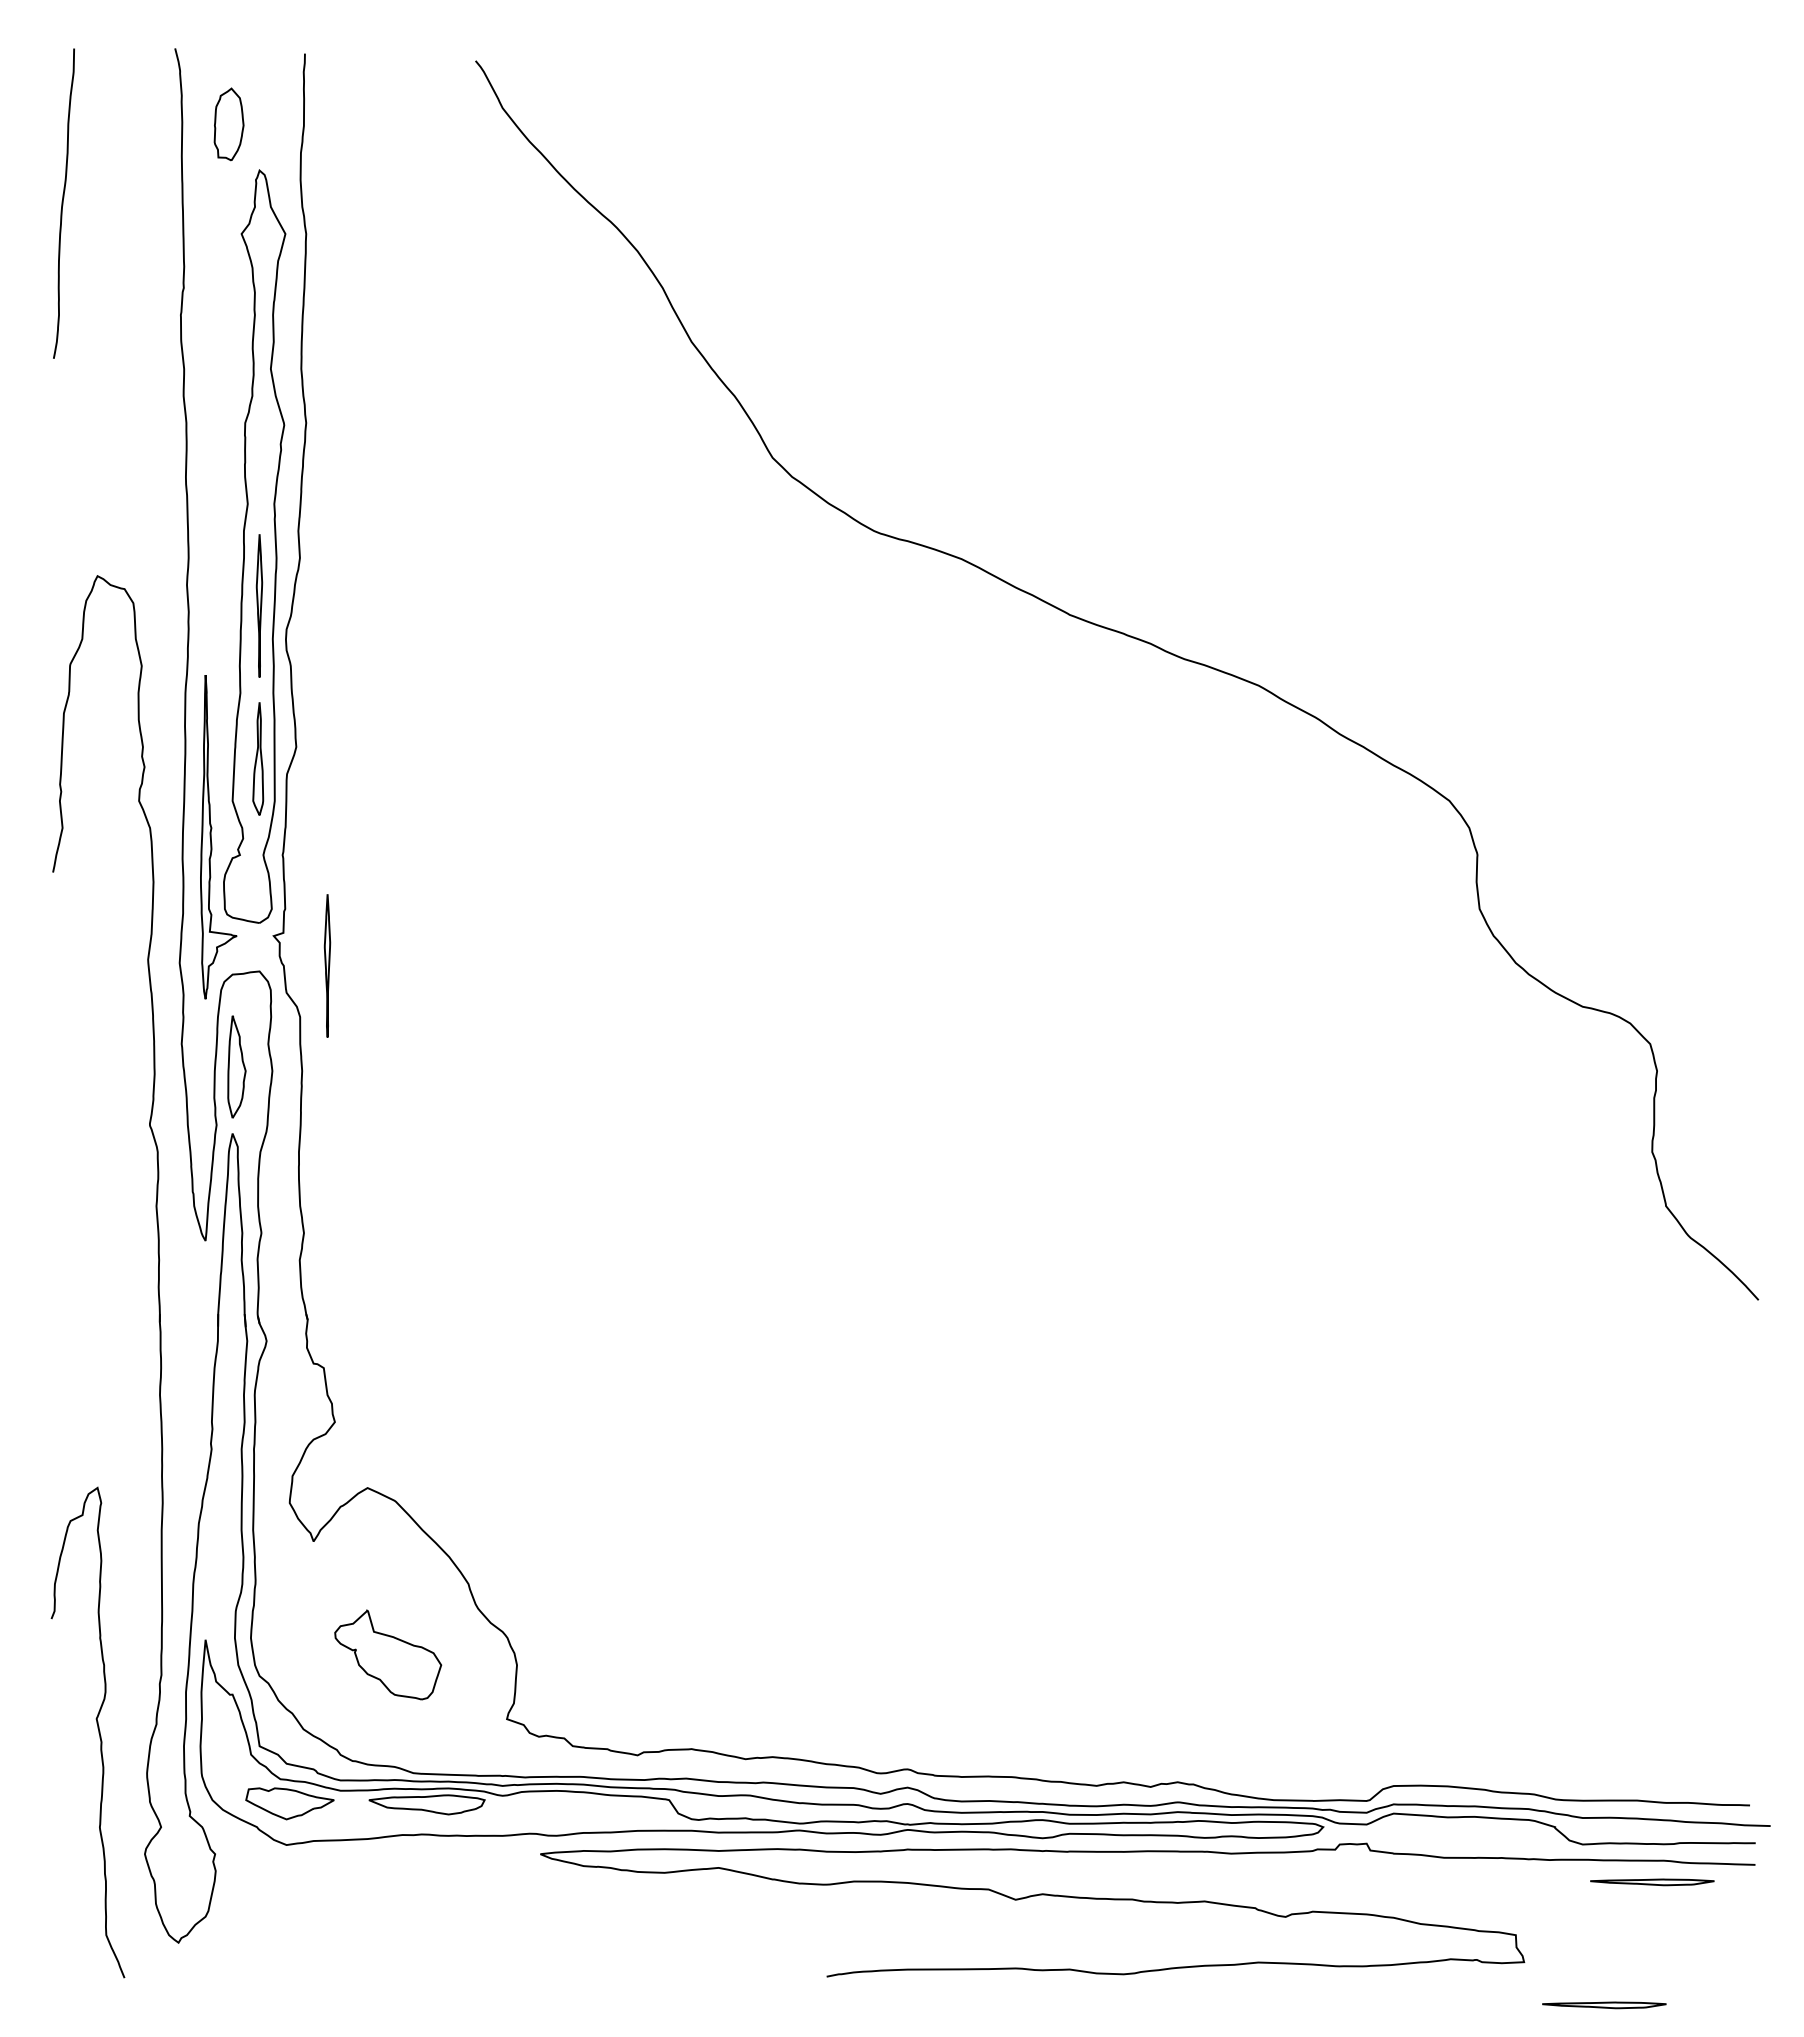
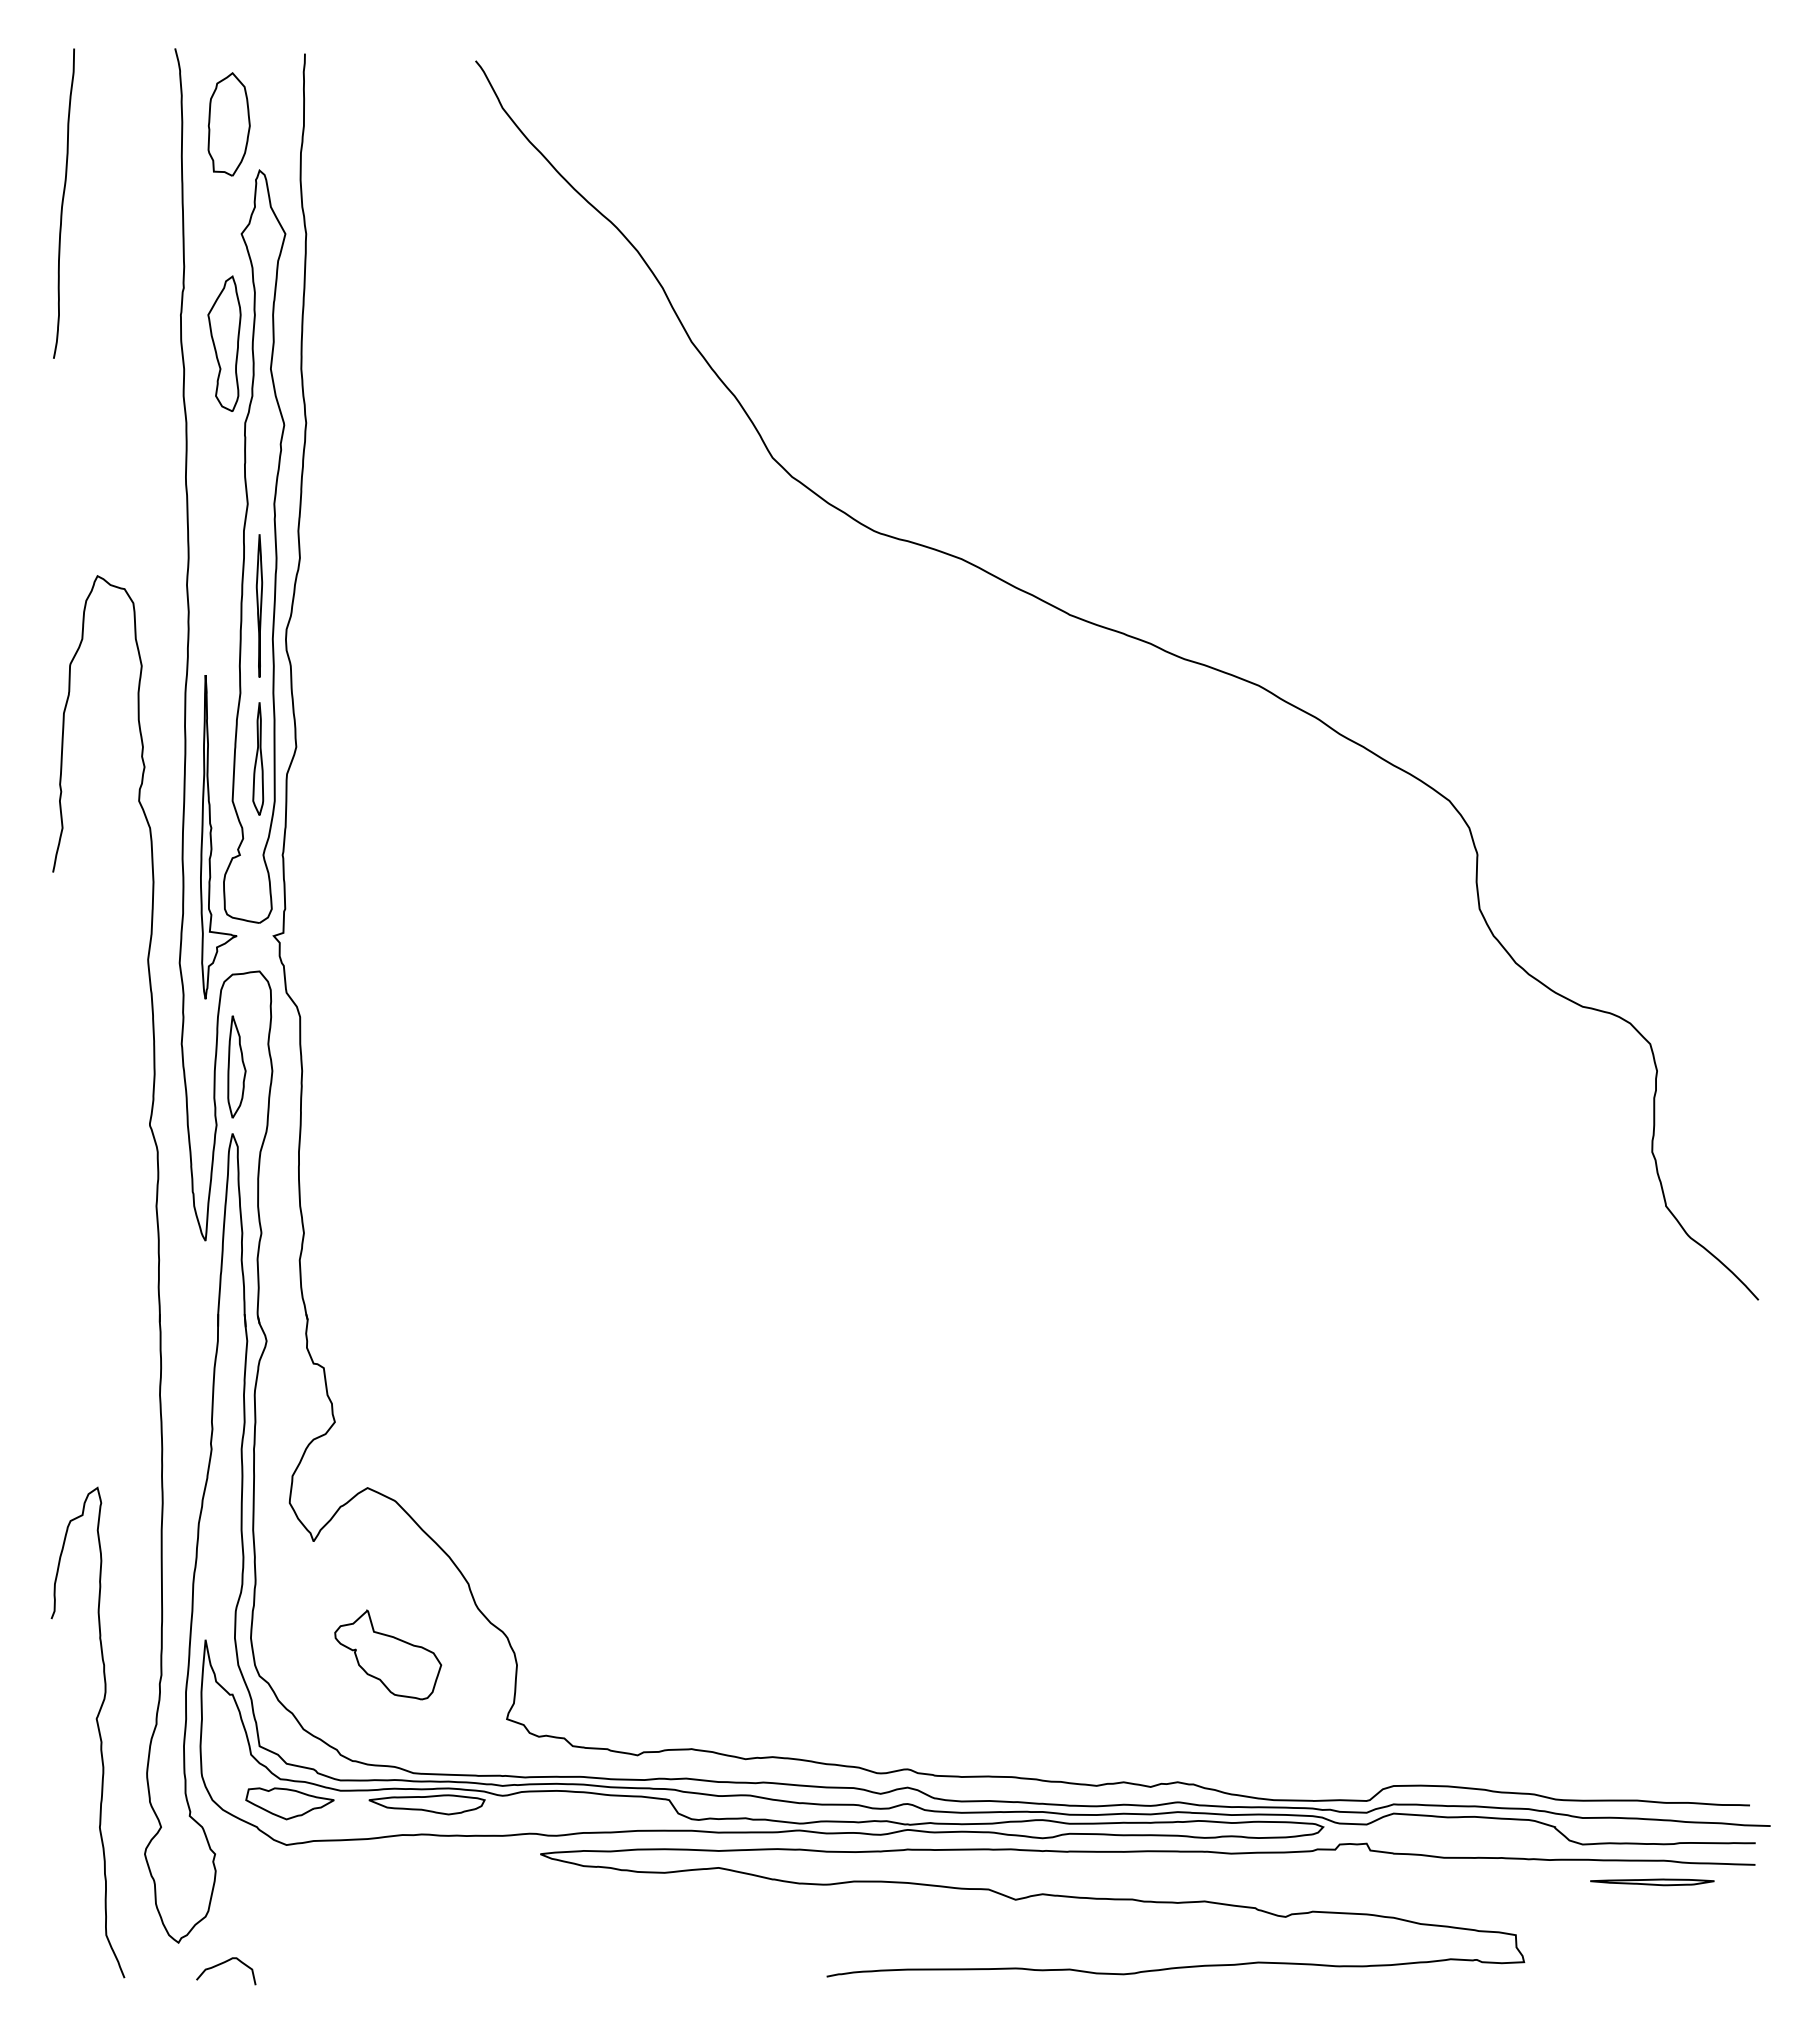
part size: 32x75 px -> 44x105 px (228, 124)
part: none -> present (224, 343)
part: present -> none (327, 965)
curve: none -> present (222, 1964)
part: present -> none (1604, 2005)
